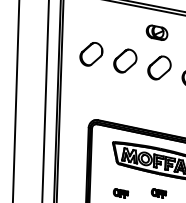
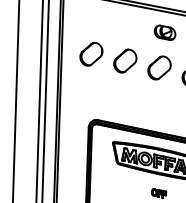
part position: (156, 32) -> (164, 32) (164, 32)
line: none -> present (39, 100)
part: present -> none (120, 193)
